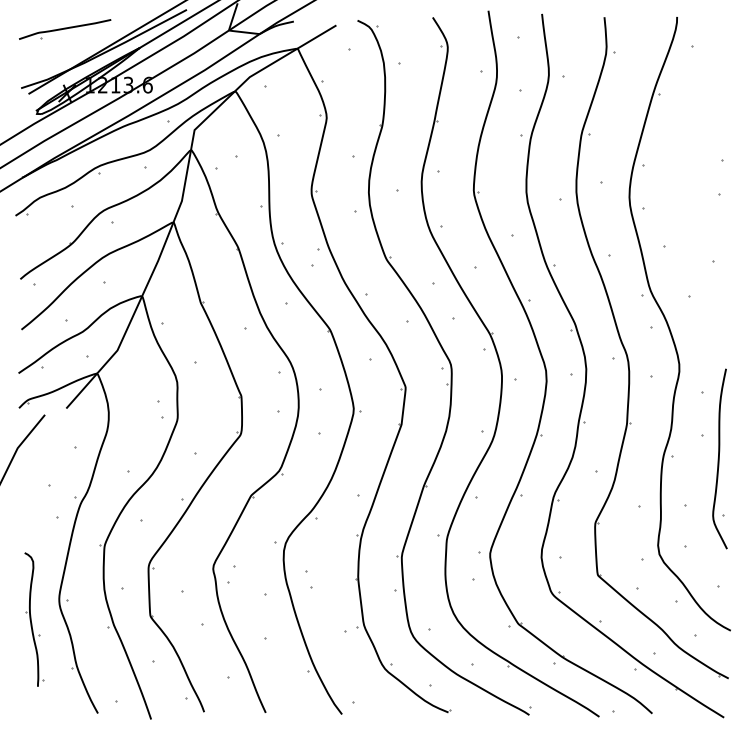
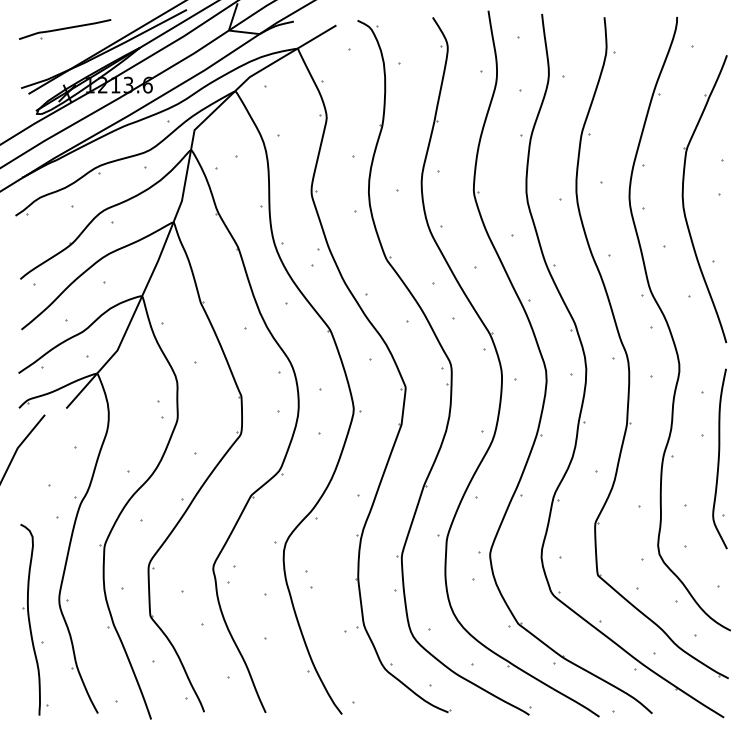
part: none -> present (684, 203)
part size: 21x135 px -> 29x193 px (34, 619)
